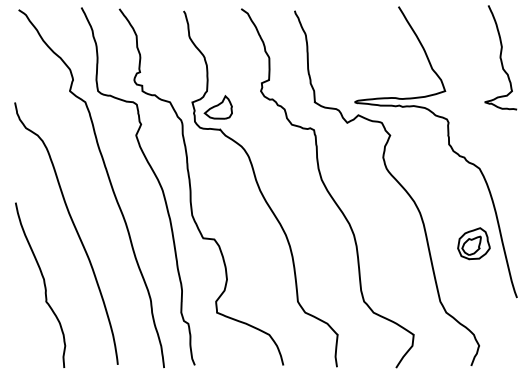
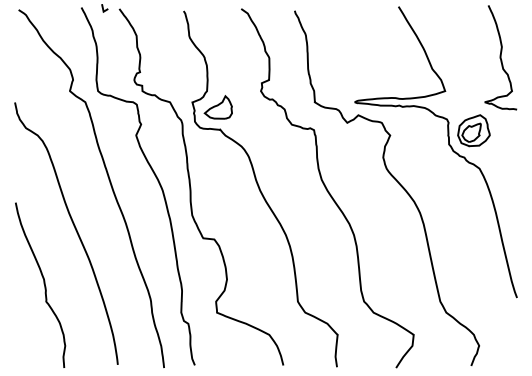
line: none -> present (103, 8)
part position: (473, 243) -> (473, 130) (473, 130)
